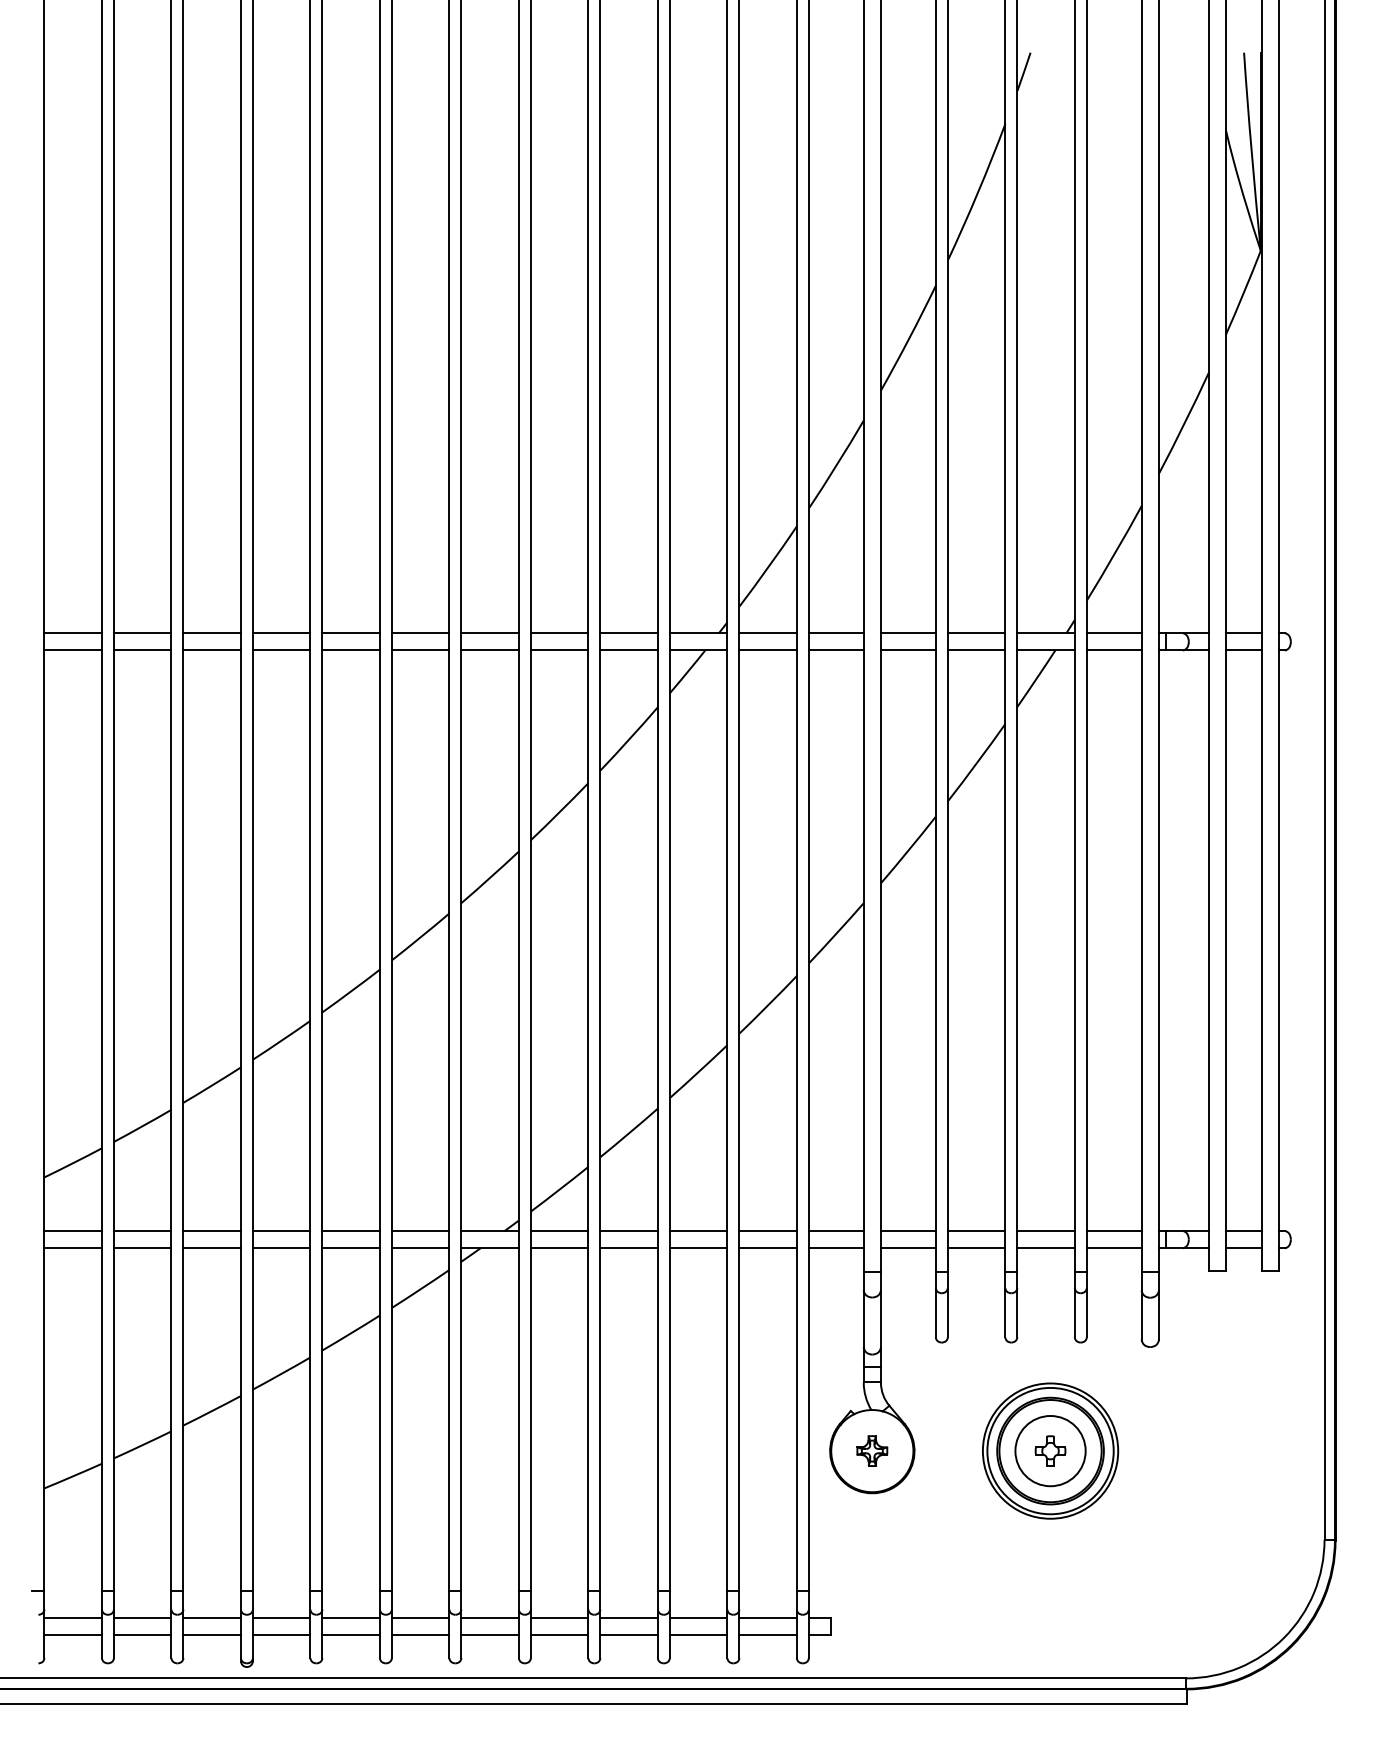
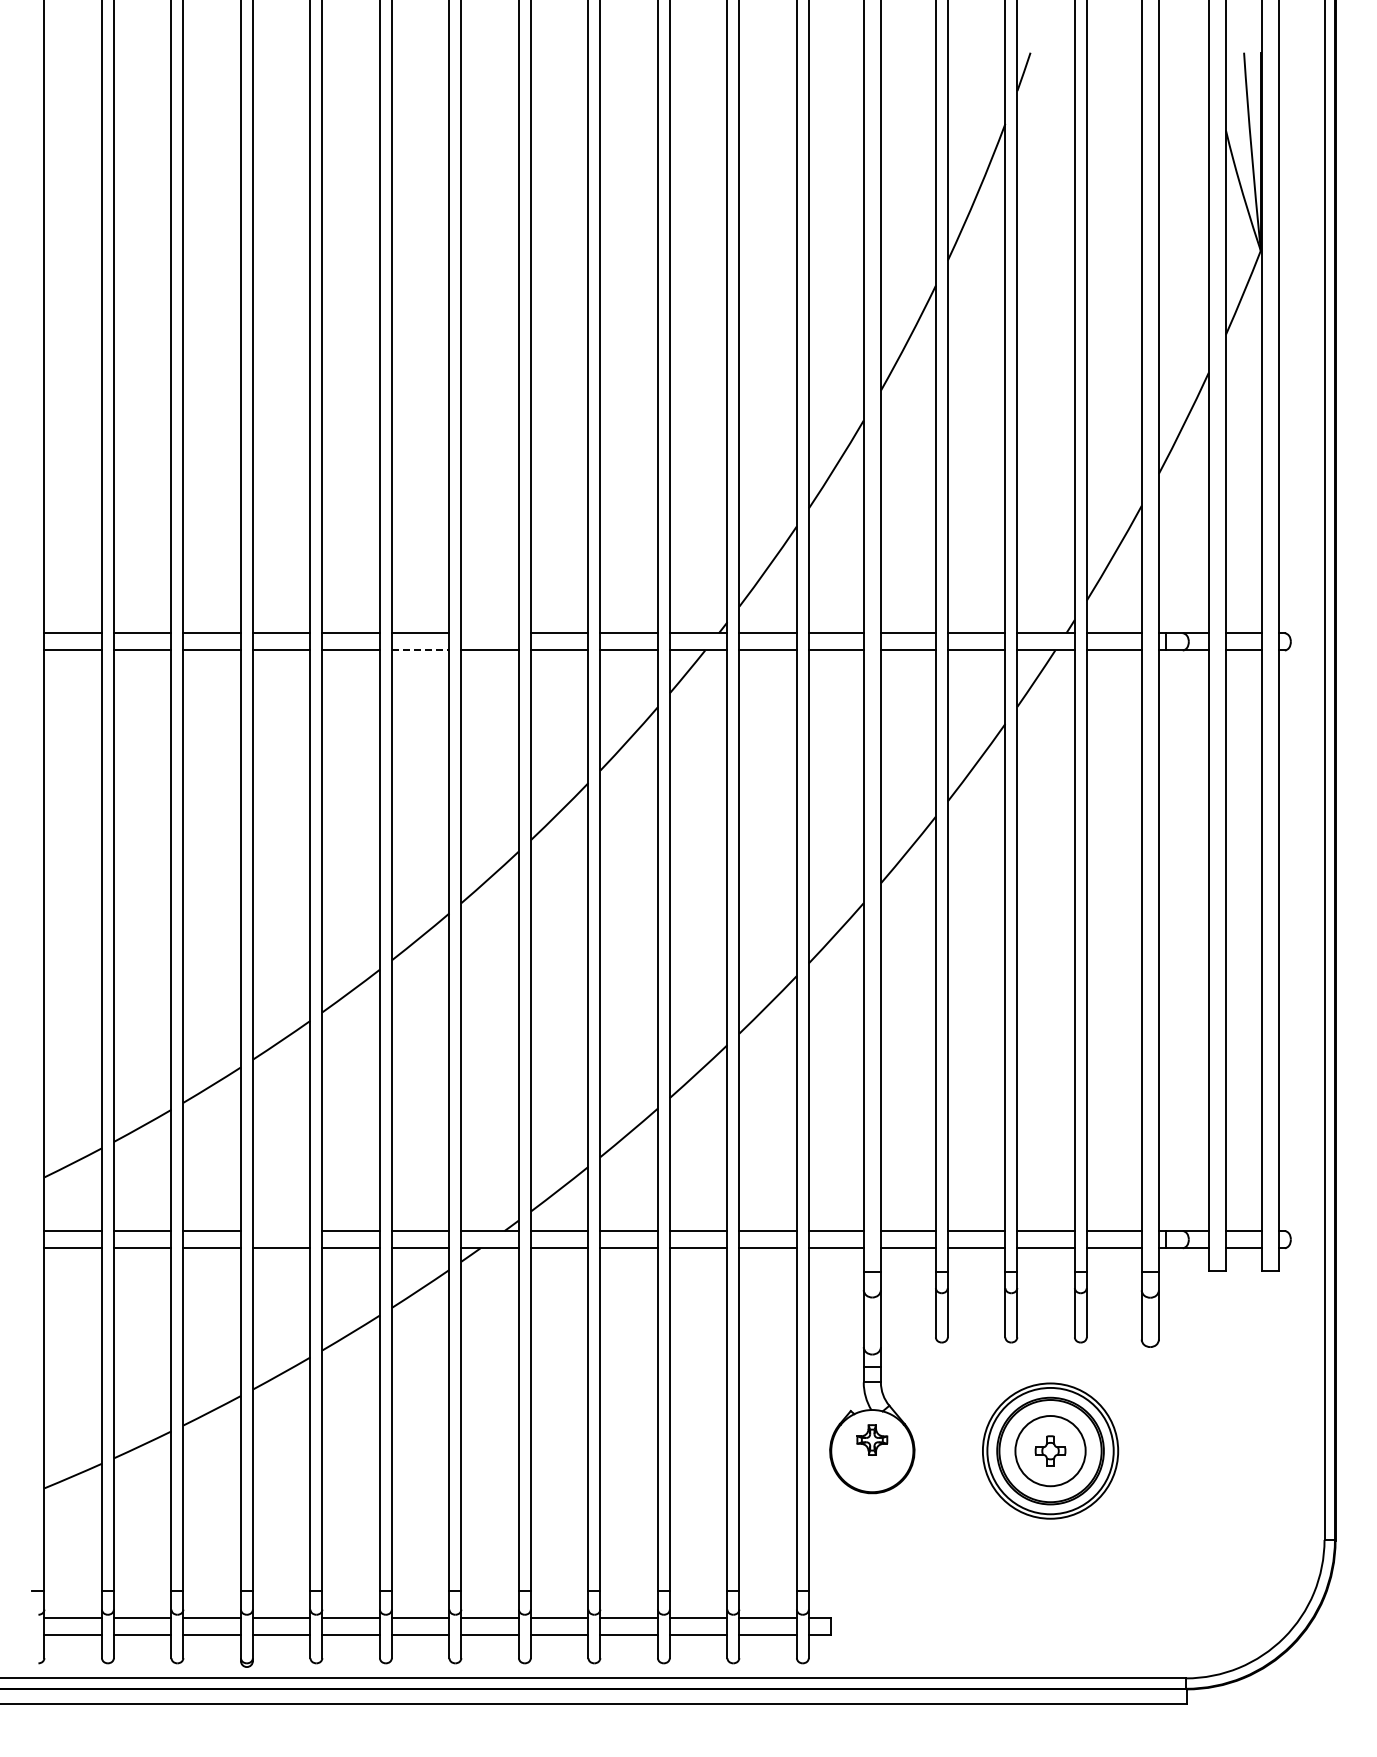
line: present -> none (489, 633)
line: solid -> dashed (420, 650)
line: present -> none (281, 1231)
part position: (872, 1450) -> (872, 1439) (872, 1439)
